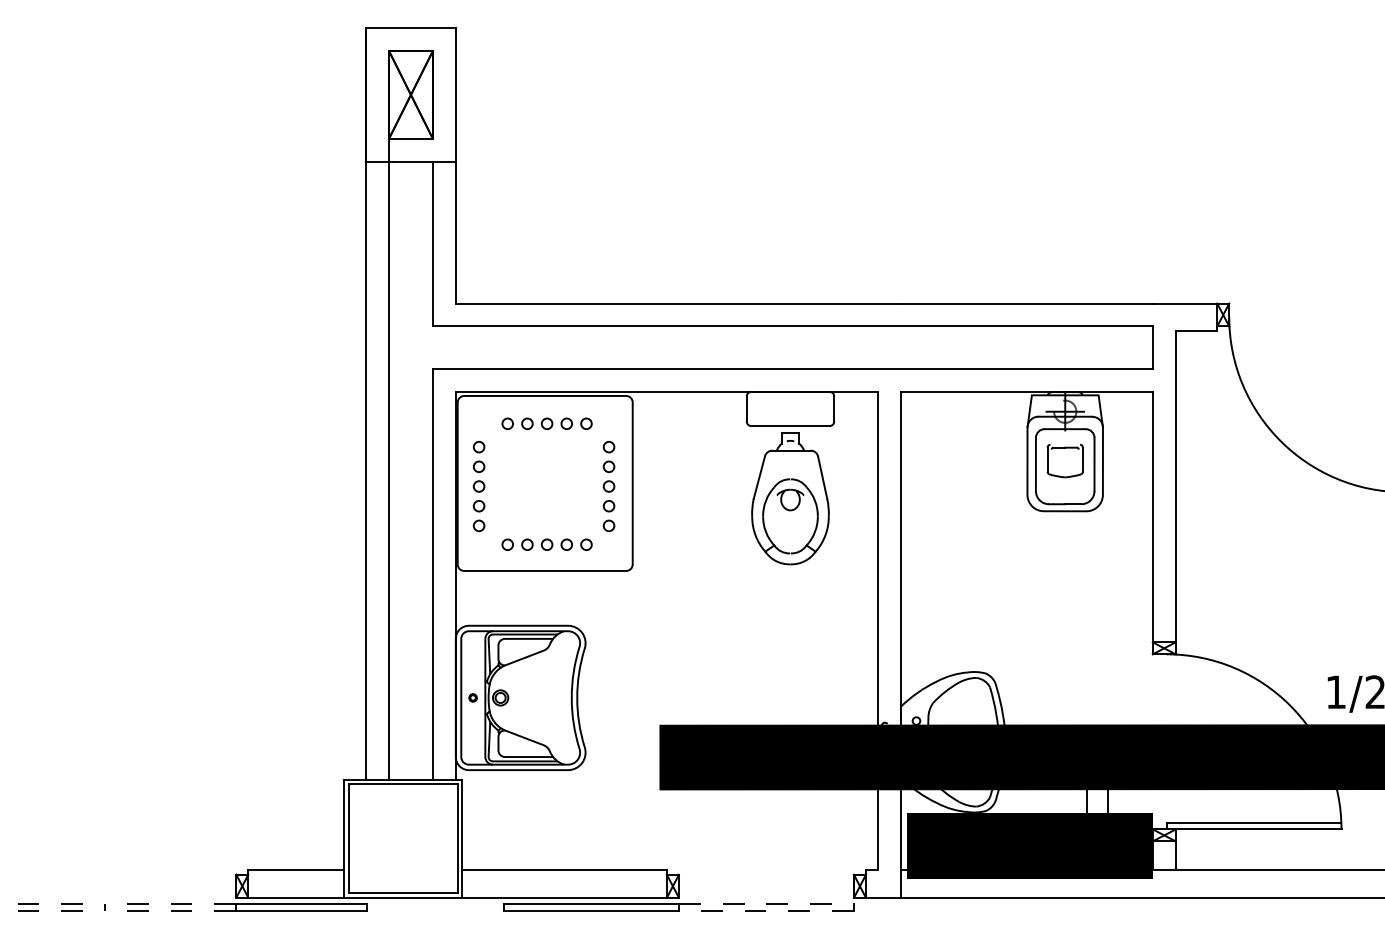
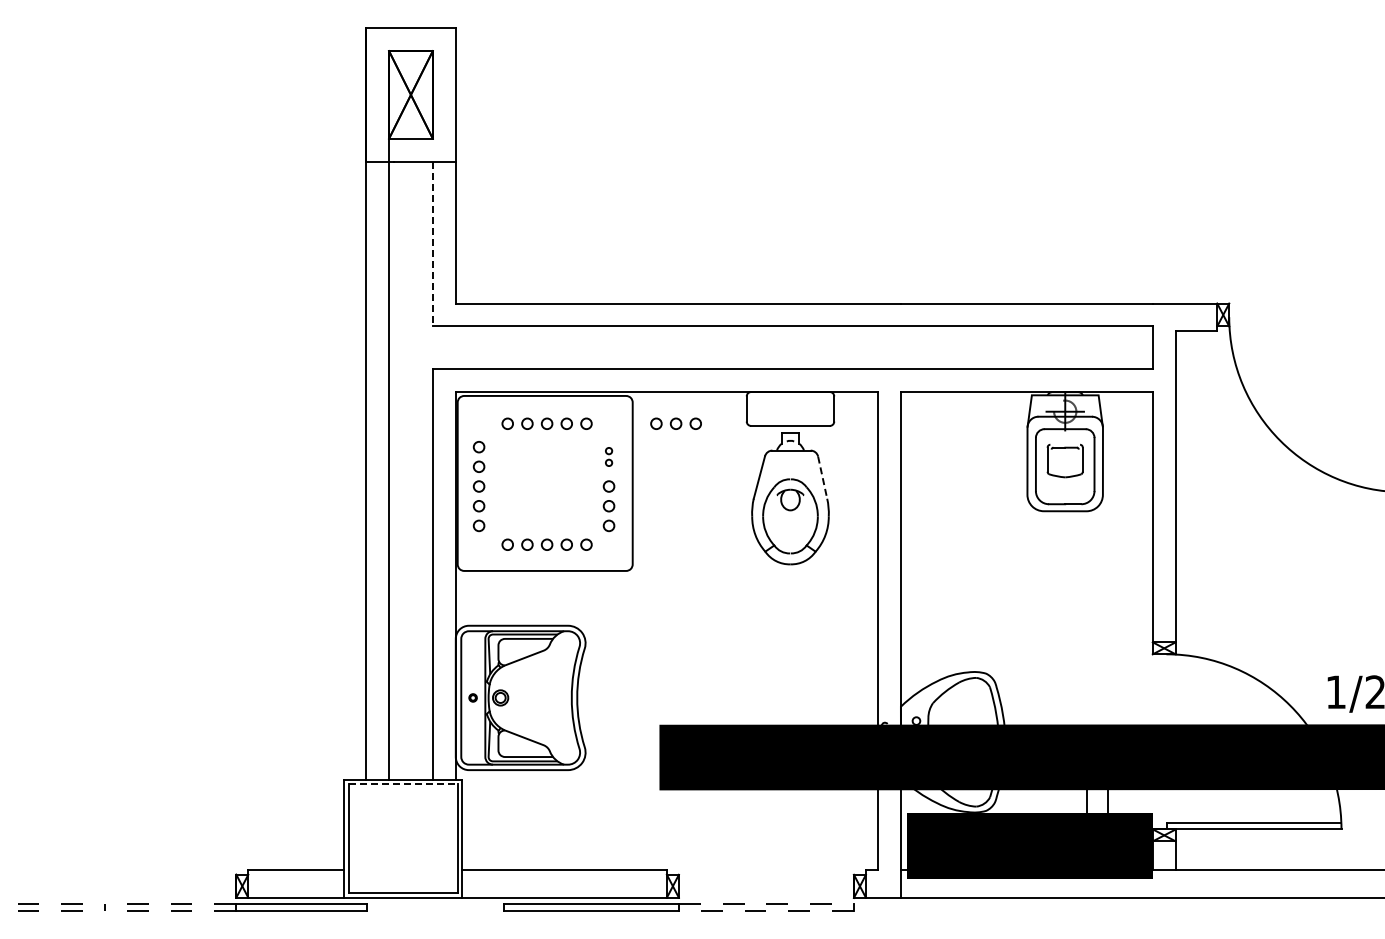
line: solid -> dashed (432, 244)
part: none -> present (675, 423)
part size: 14x32 px -> 9x20 px (609, 456)
line: solid -> dashed (822, 477)
line: solid -> dashed (403, 784)
